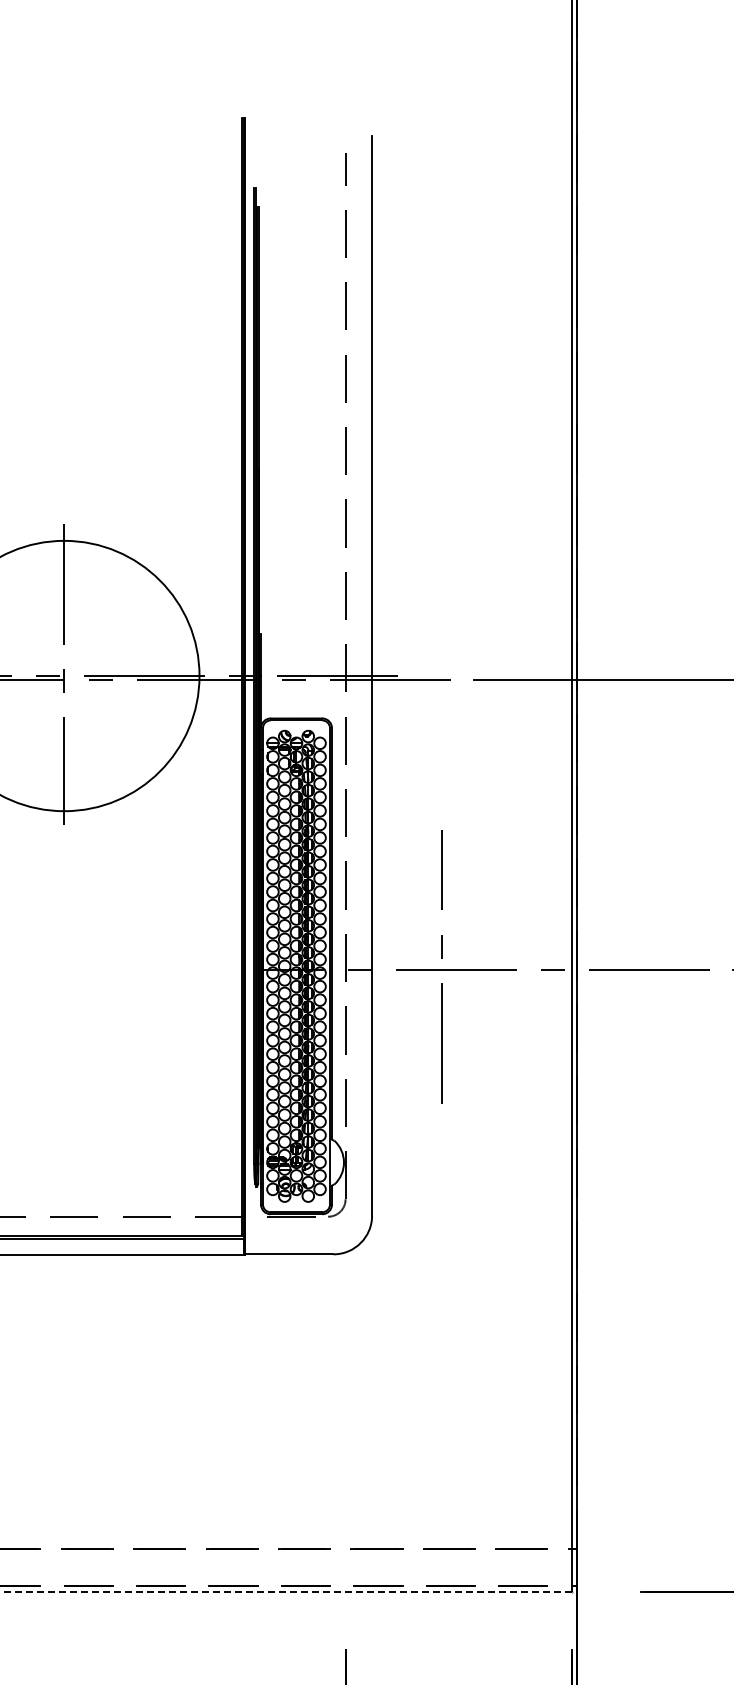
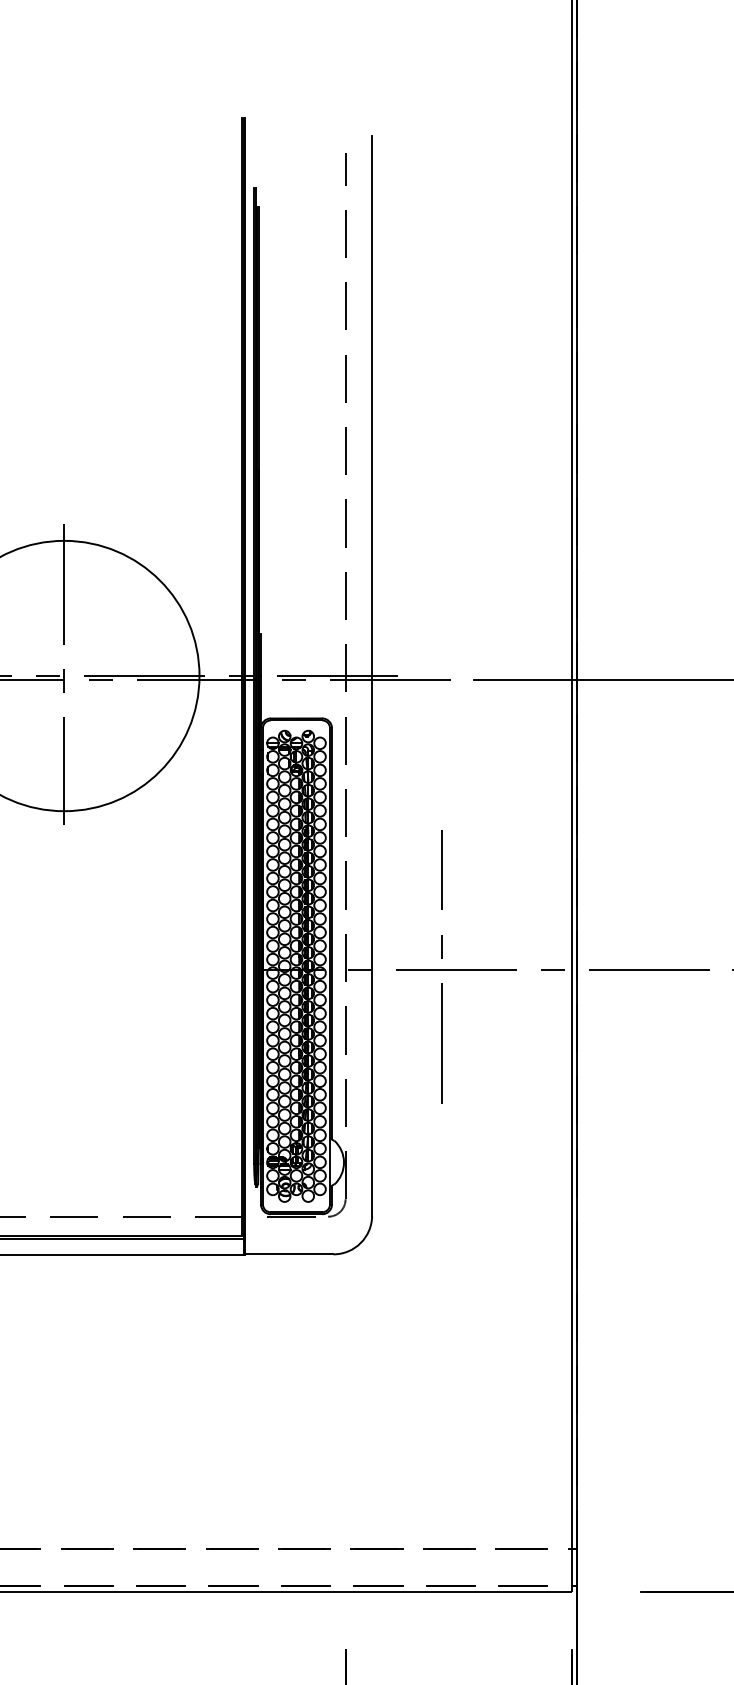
line: dashed -> solid (286, 1591)
